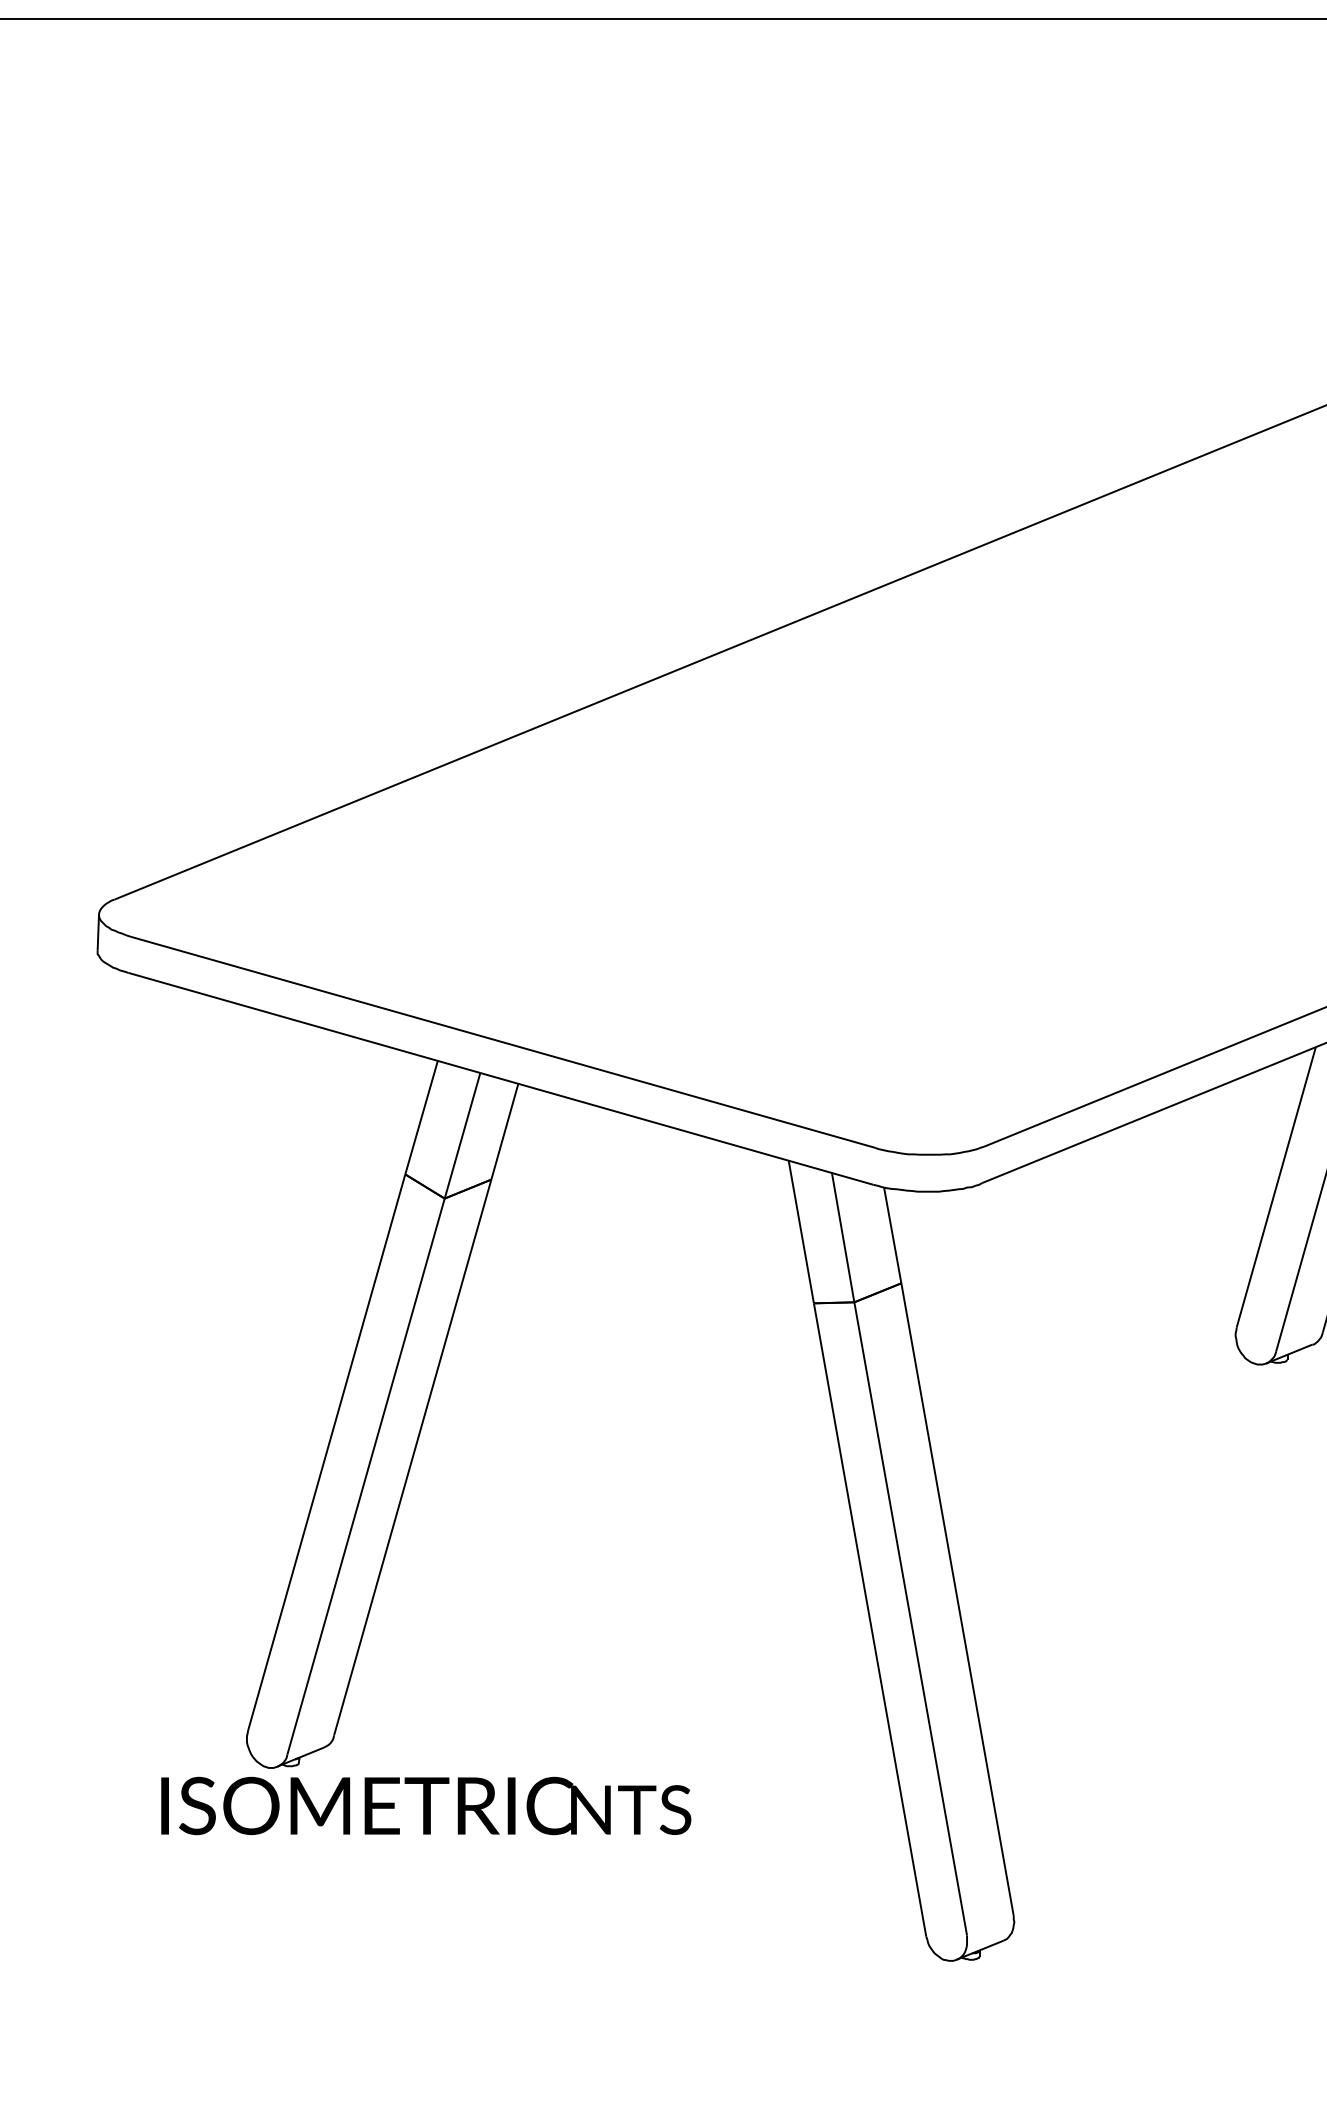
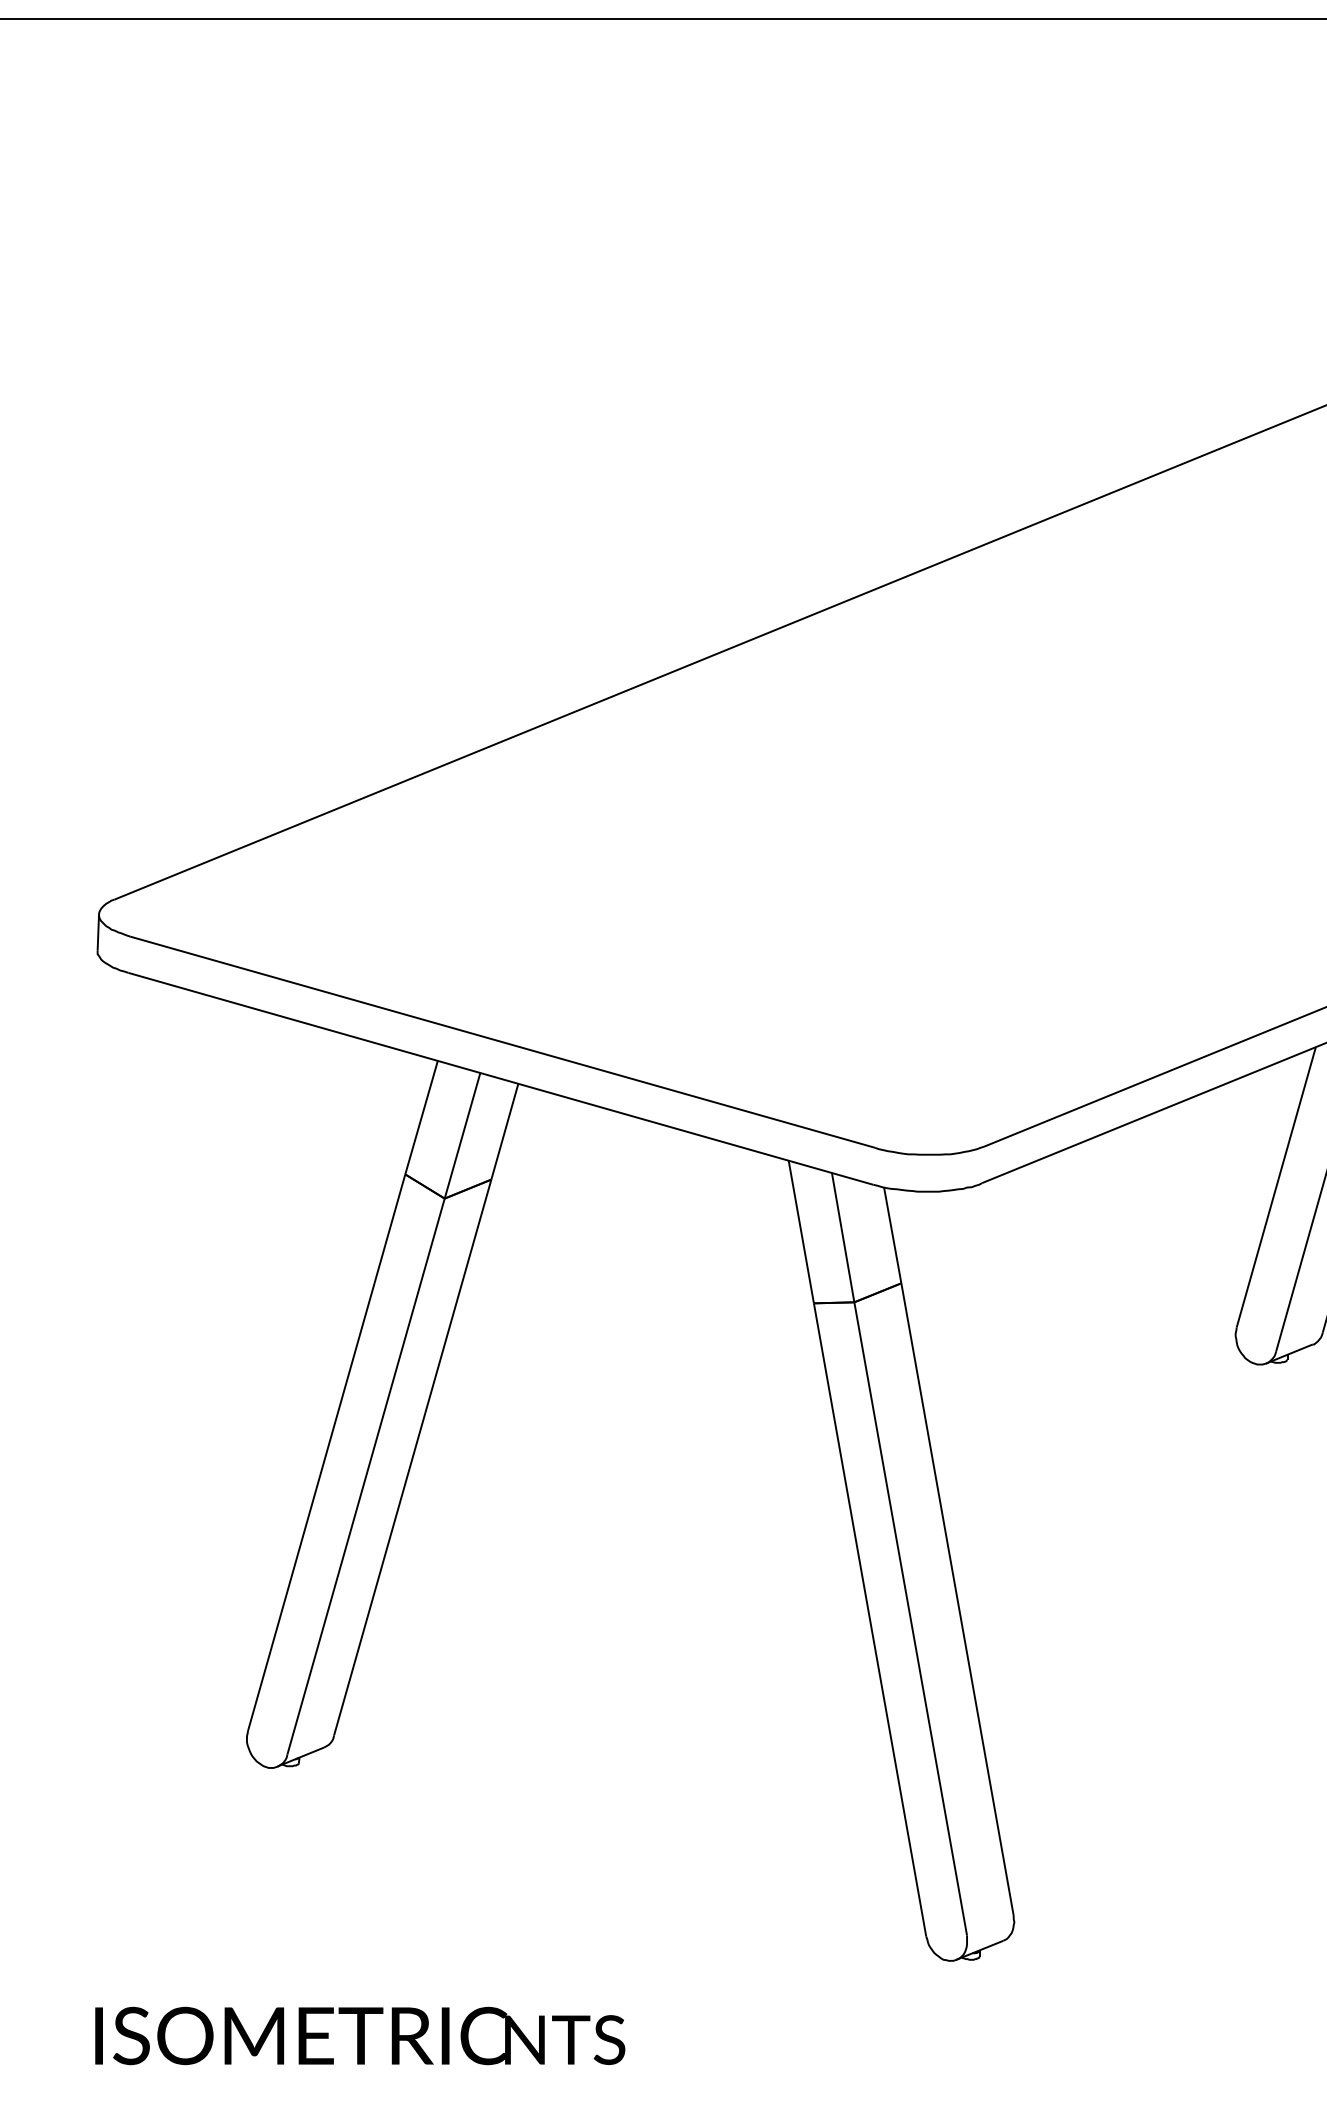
part position: (426, 1805) -> (360, 2035) (360, 2035)
